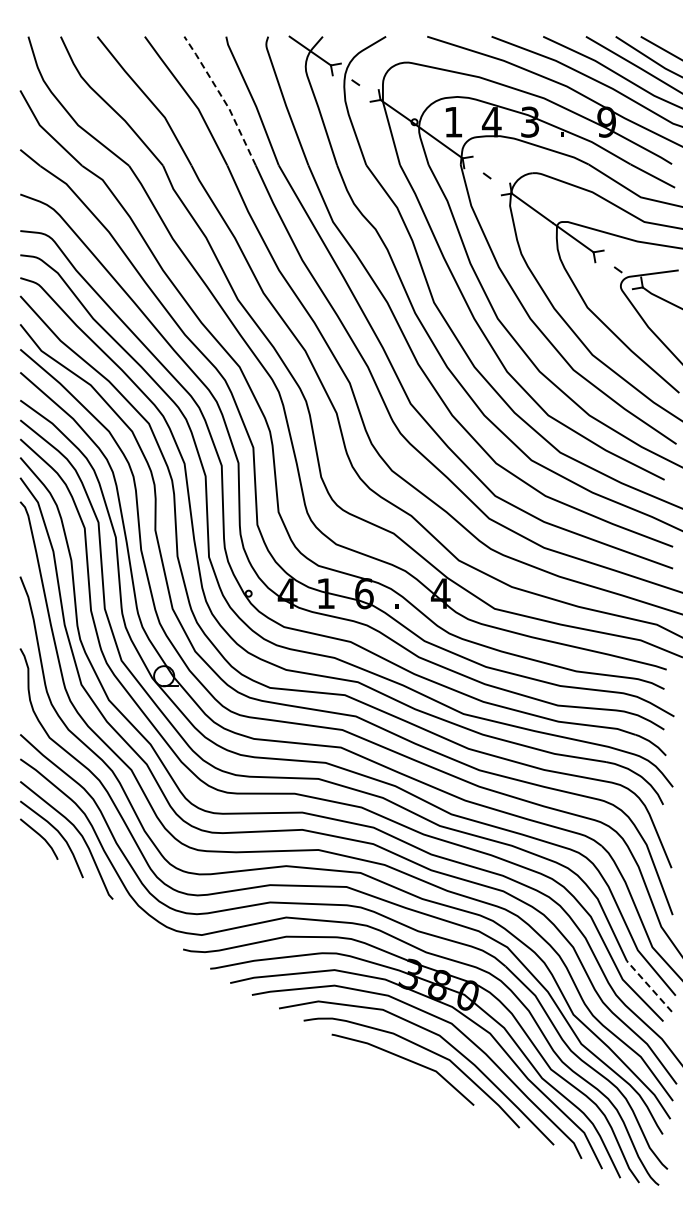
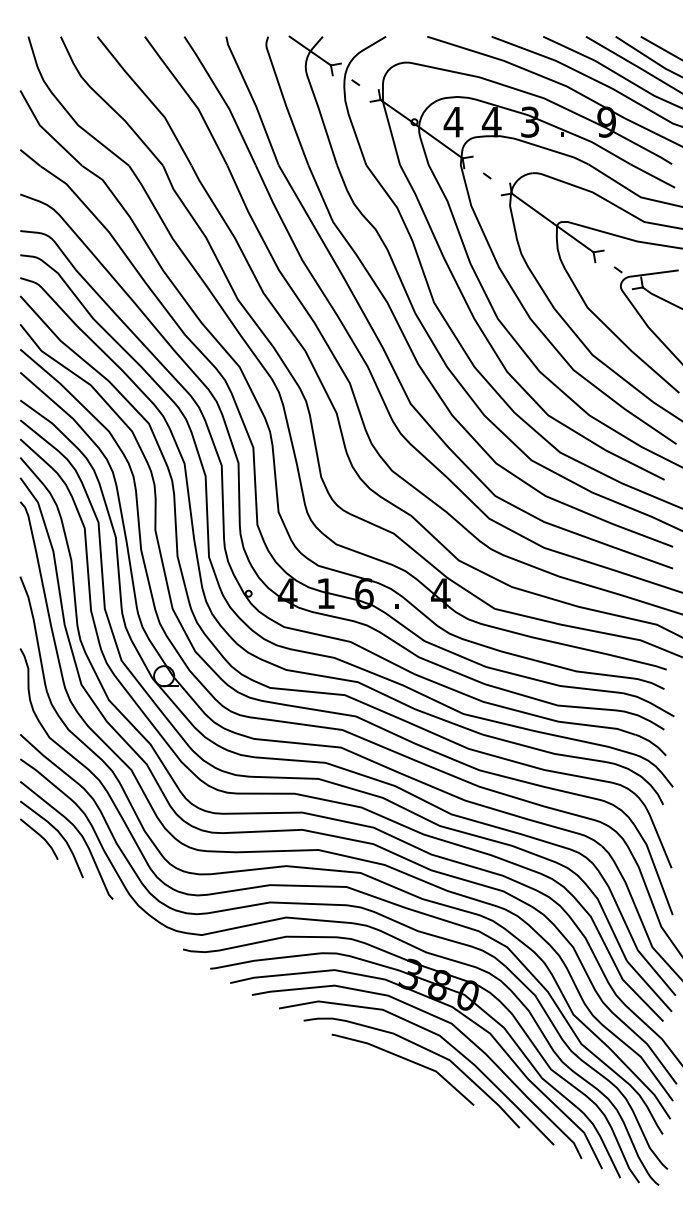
line: dashed -> solid (223, 99)
text: 1 -> 4 (453, 122)
line: dashed -> solid (649, 986)
